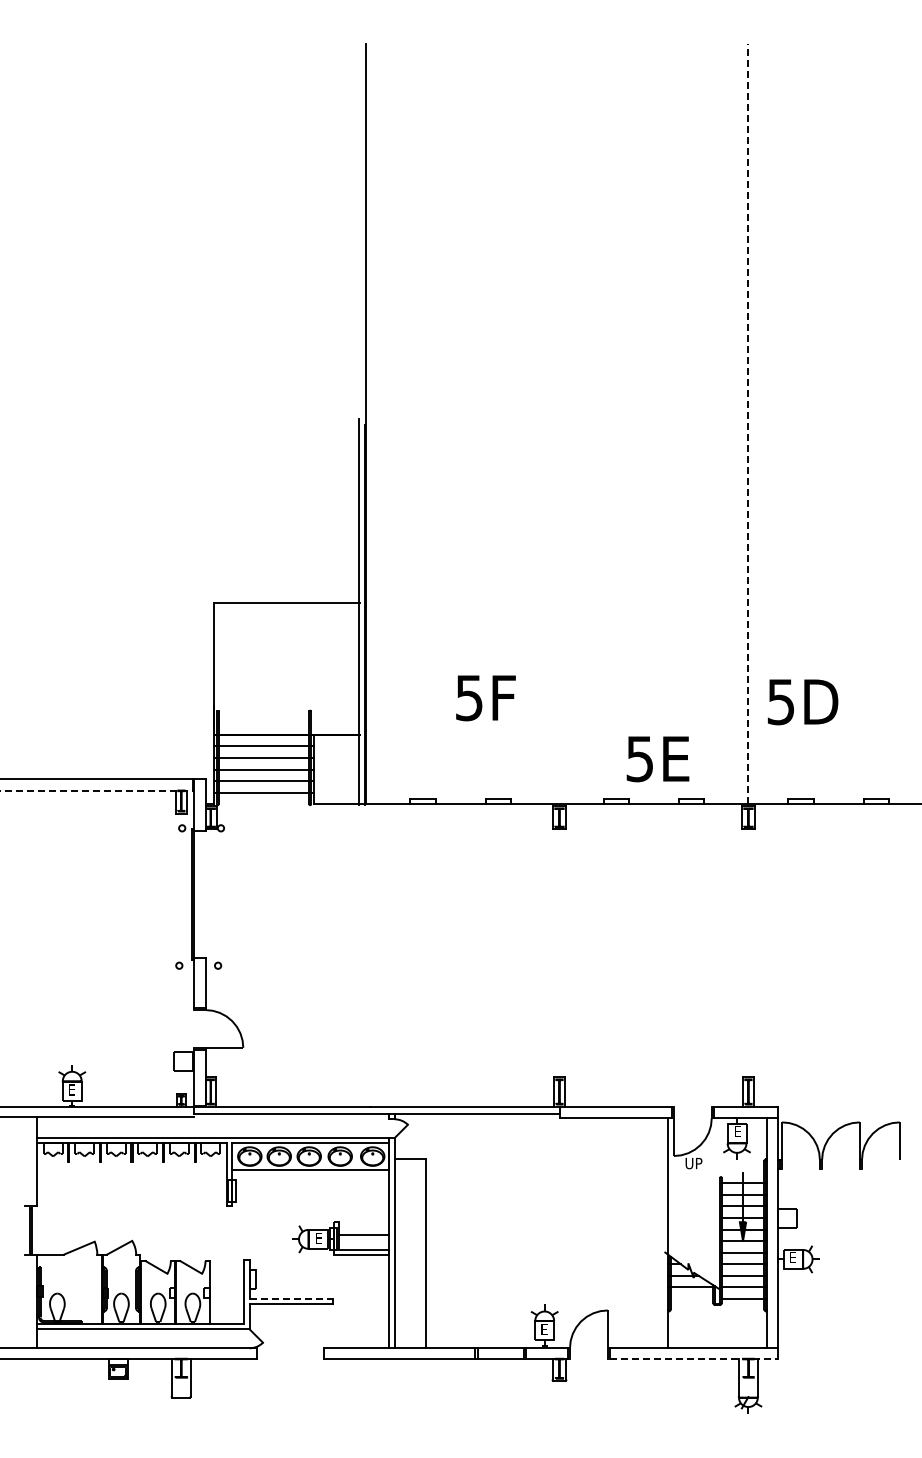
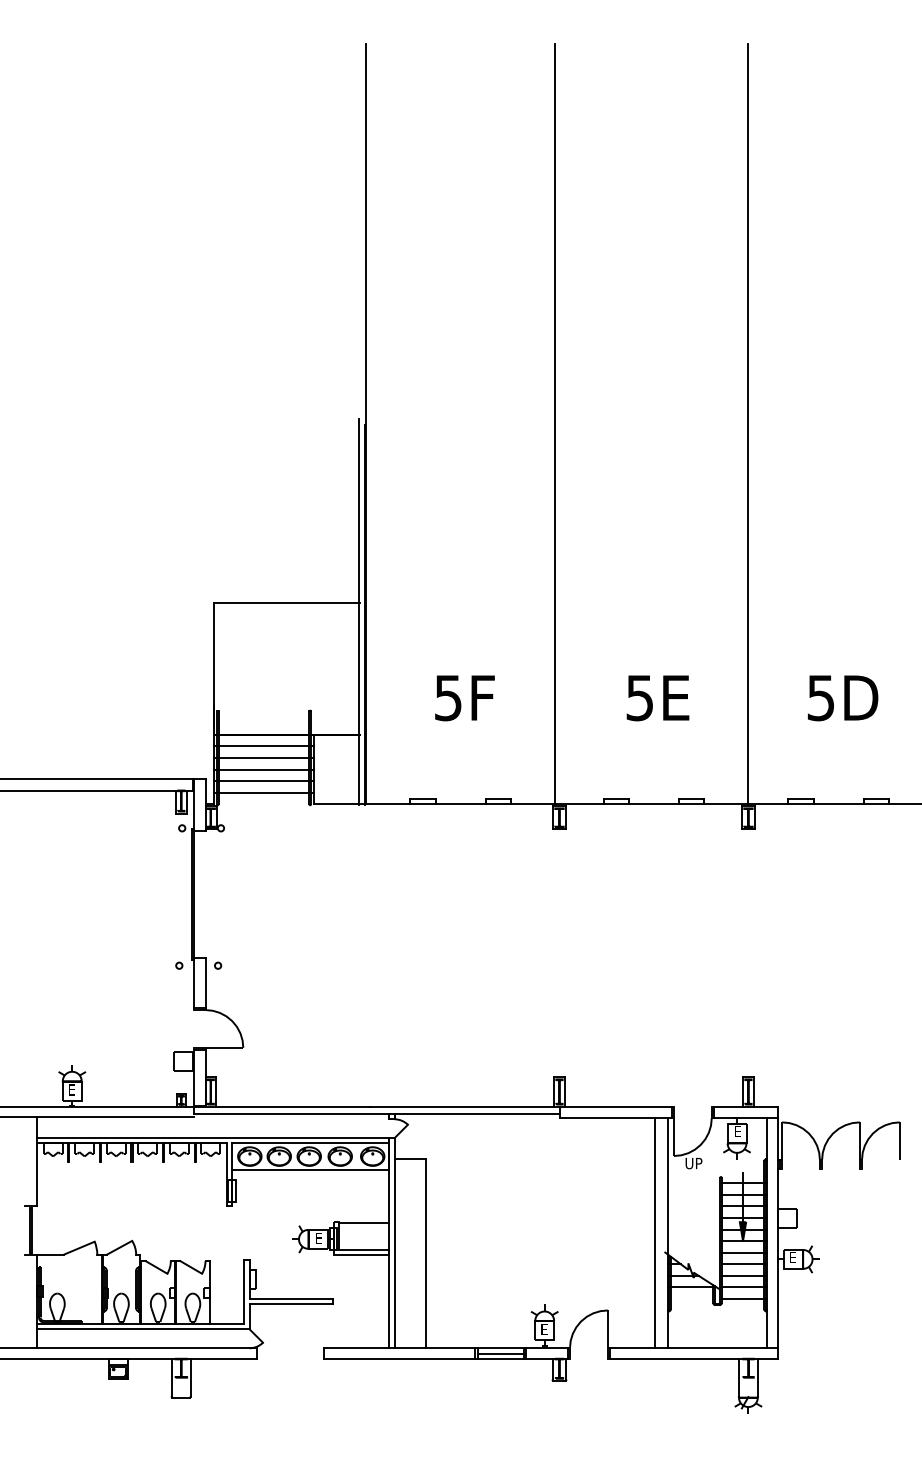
line: none -> present (555, 423)
line: dashed -> solid (748, 423)
text position: (485, 698) -> (464, 698) (464, 698)
text position: (803, 702) -> (843, 698) (843, 698)
text position: (657, 759) -> (657, 698) (657, 698)
line: dashed -> solid (97, 790)
line: none -> present (655, 1233)
line position: (363, 1235) -> (363, 1223) (363, 1223)
line: dashed -> solid (291, 1298)
line: none -> present (500, 1353)
line: dashed -> solid (694, 1358)
